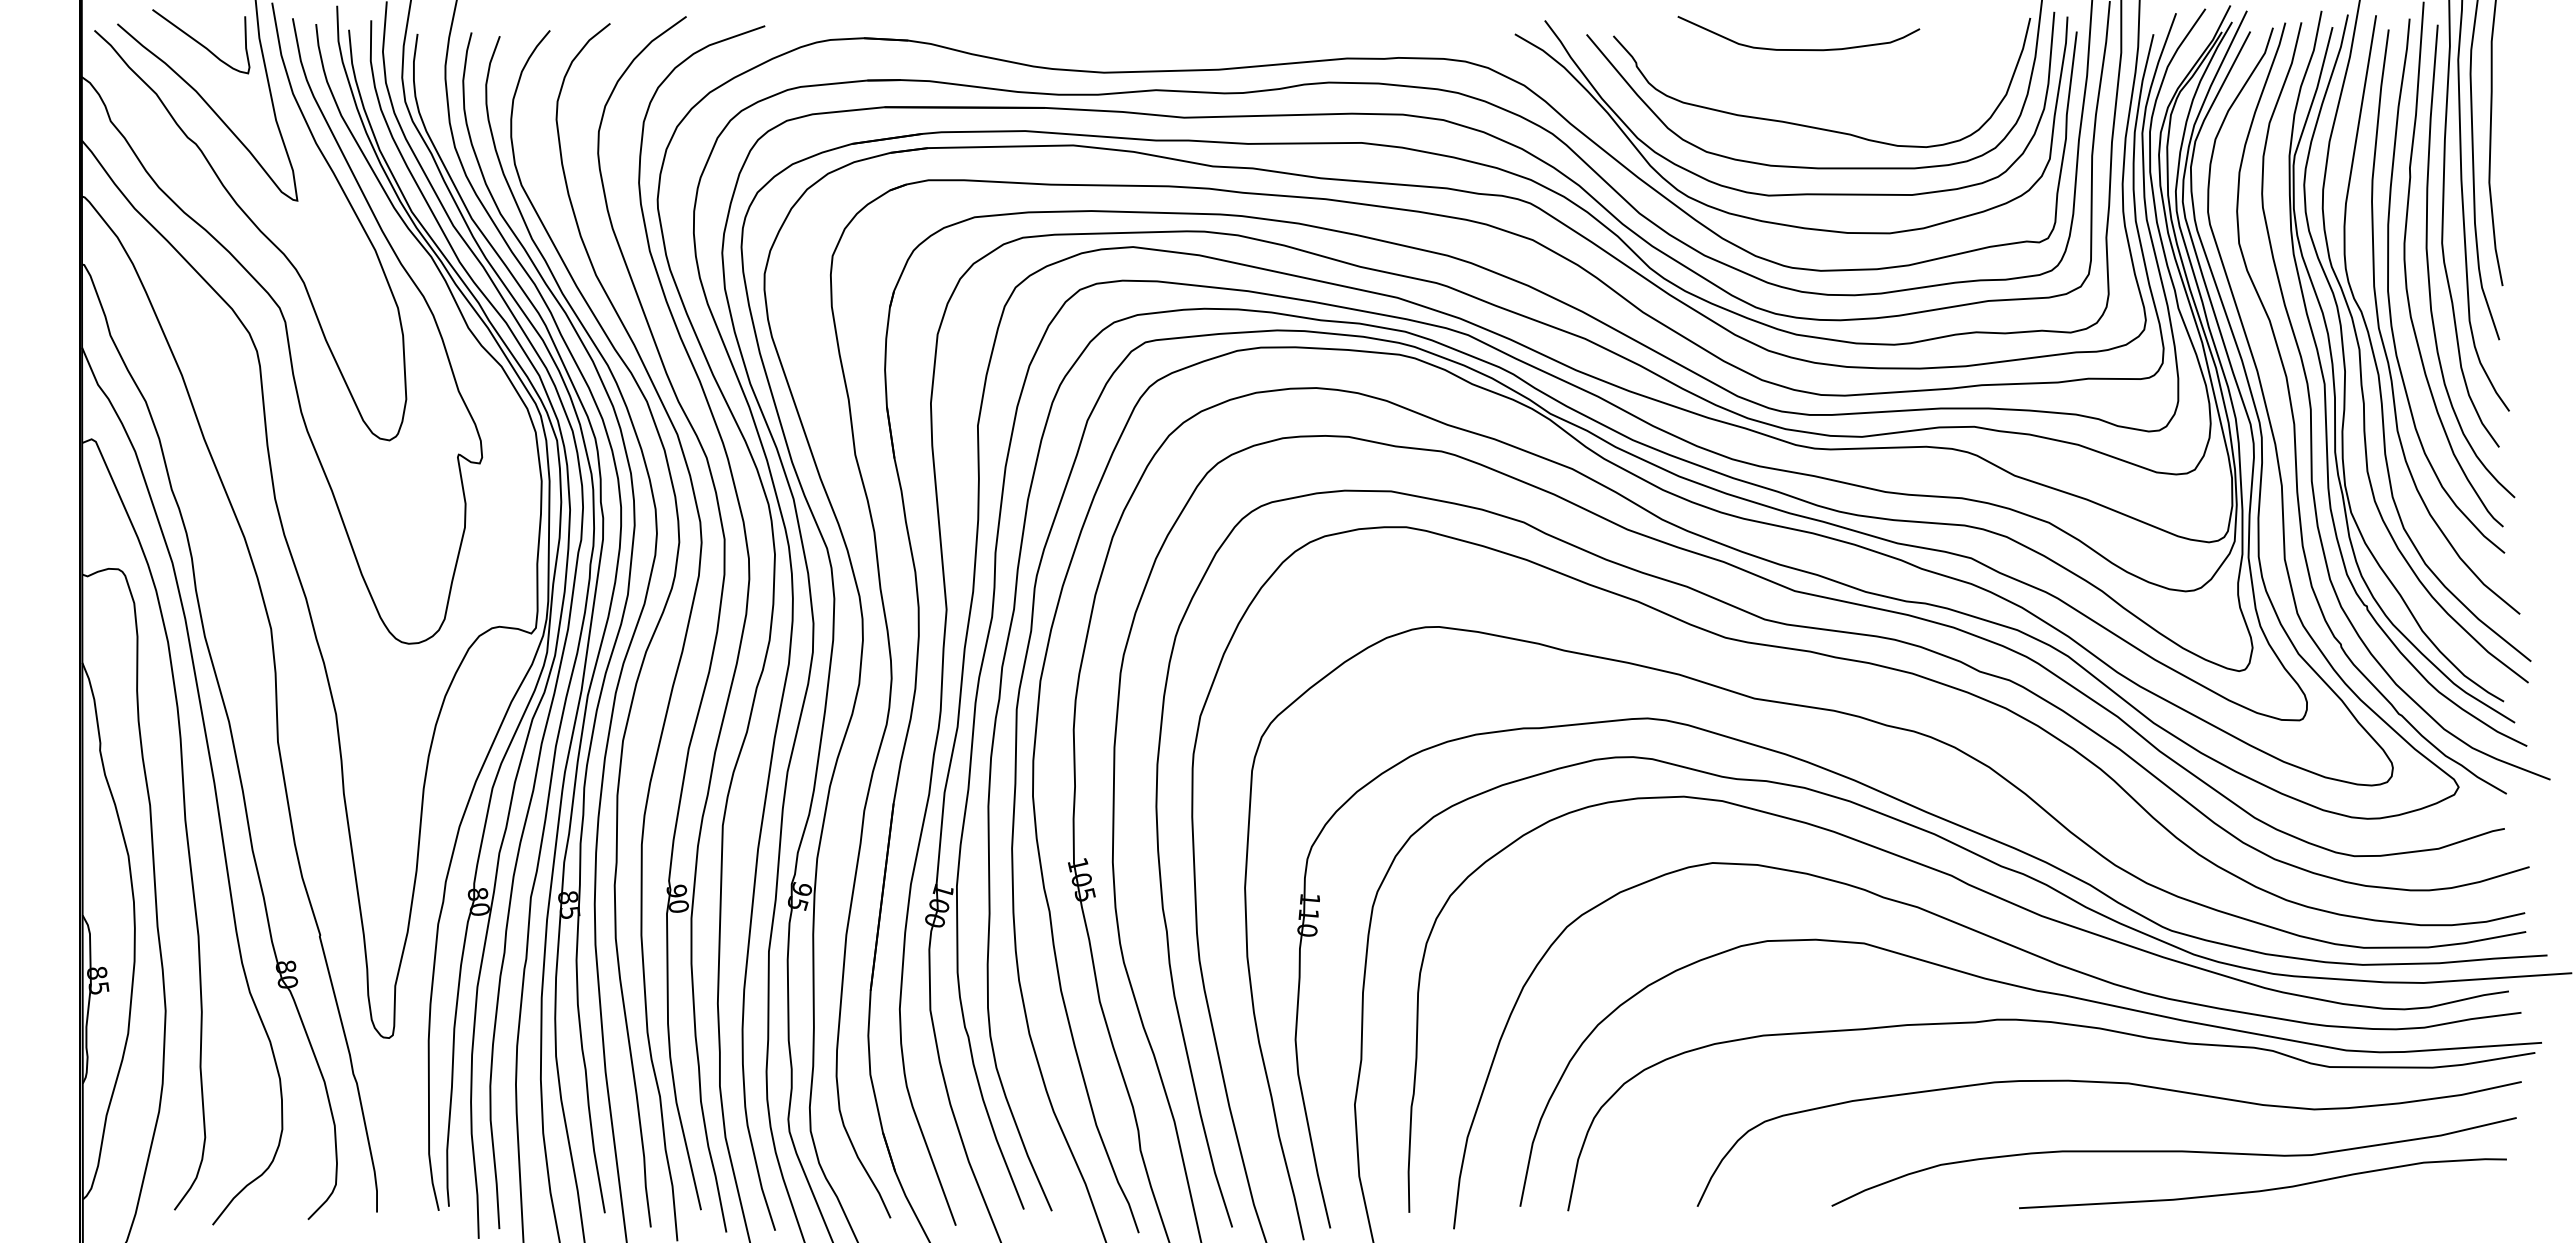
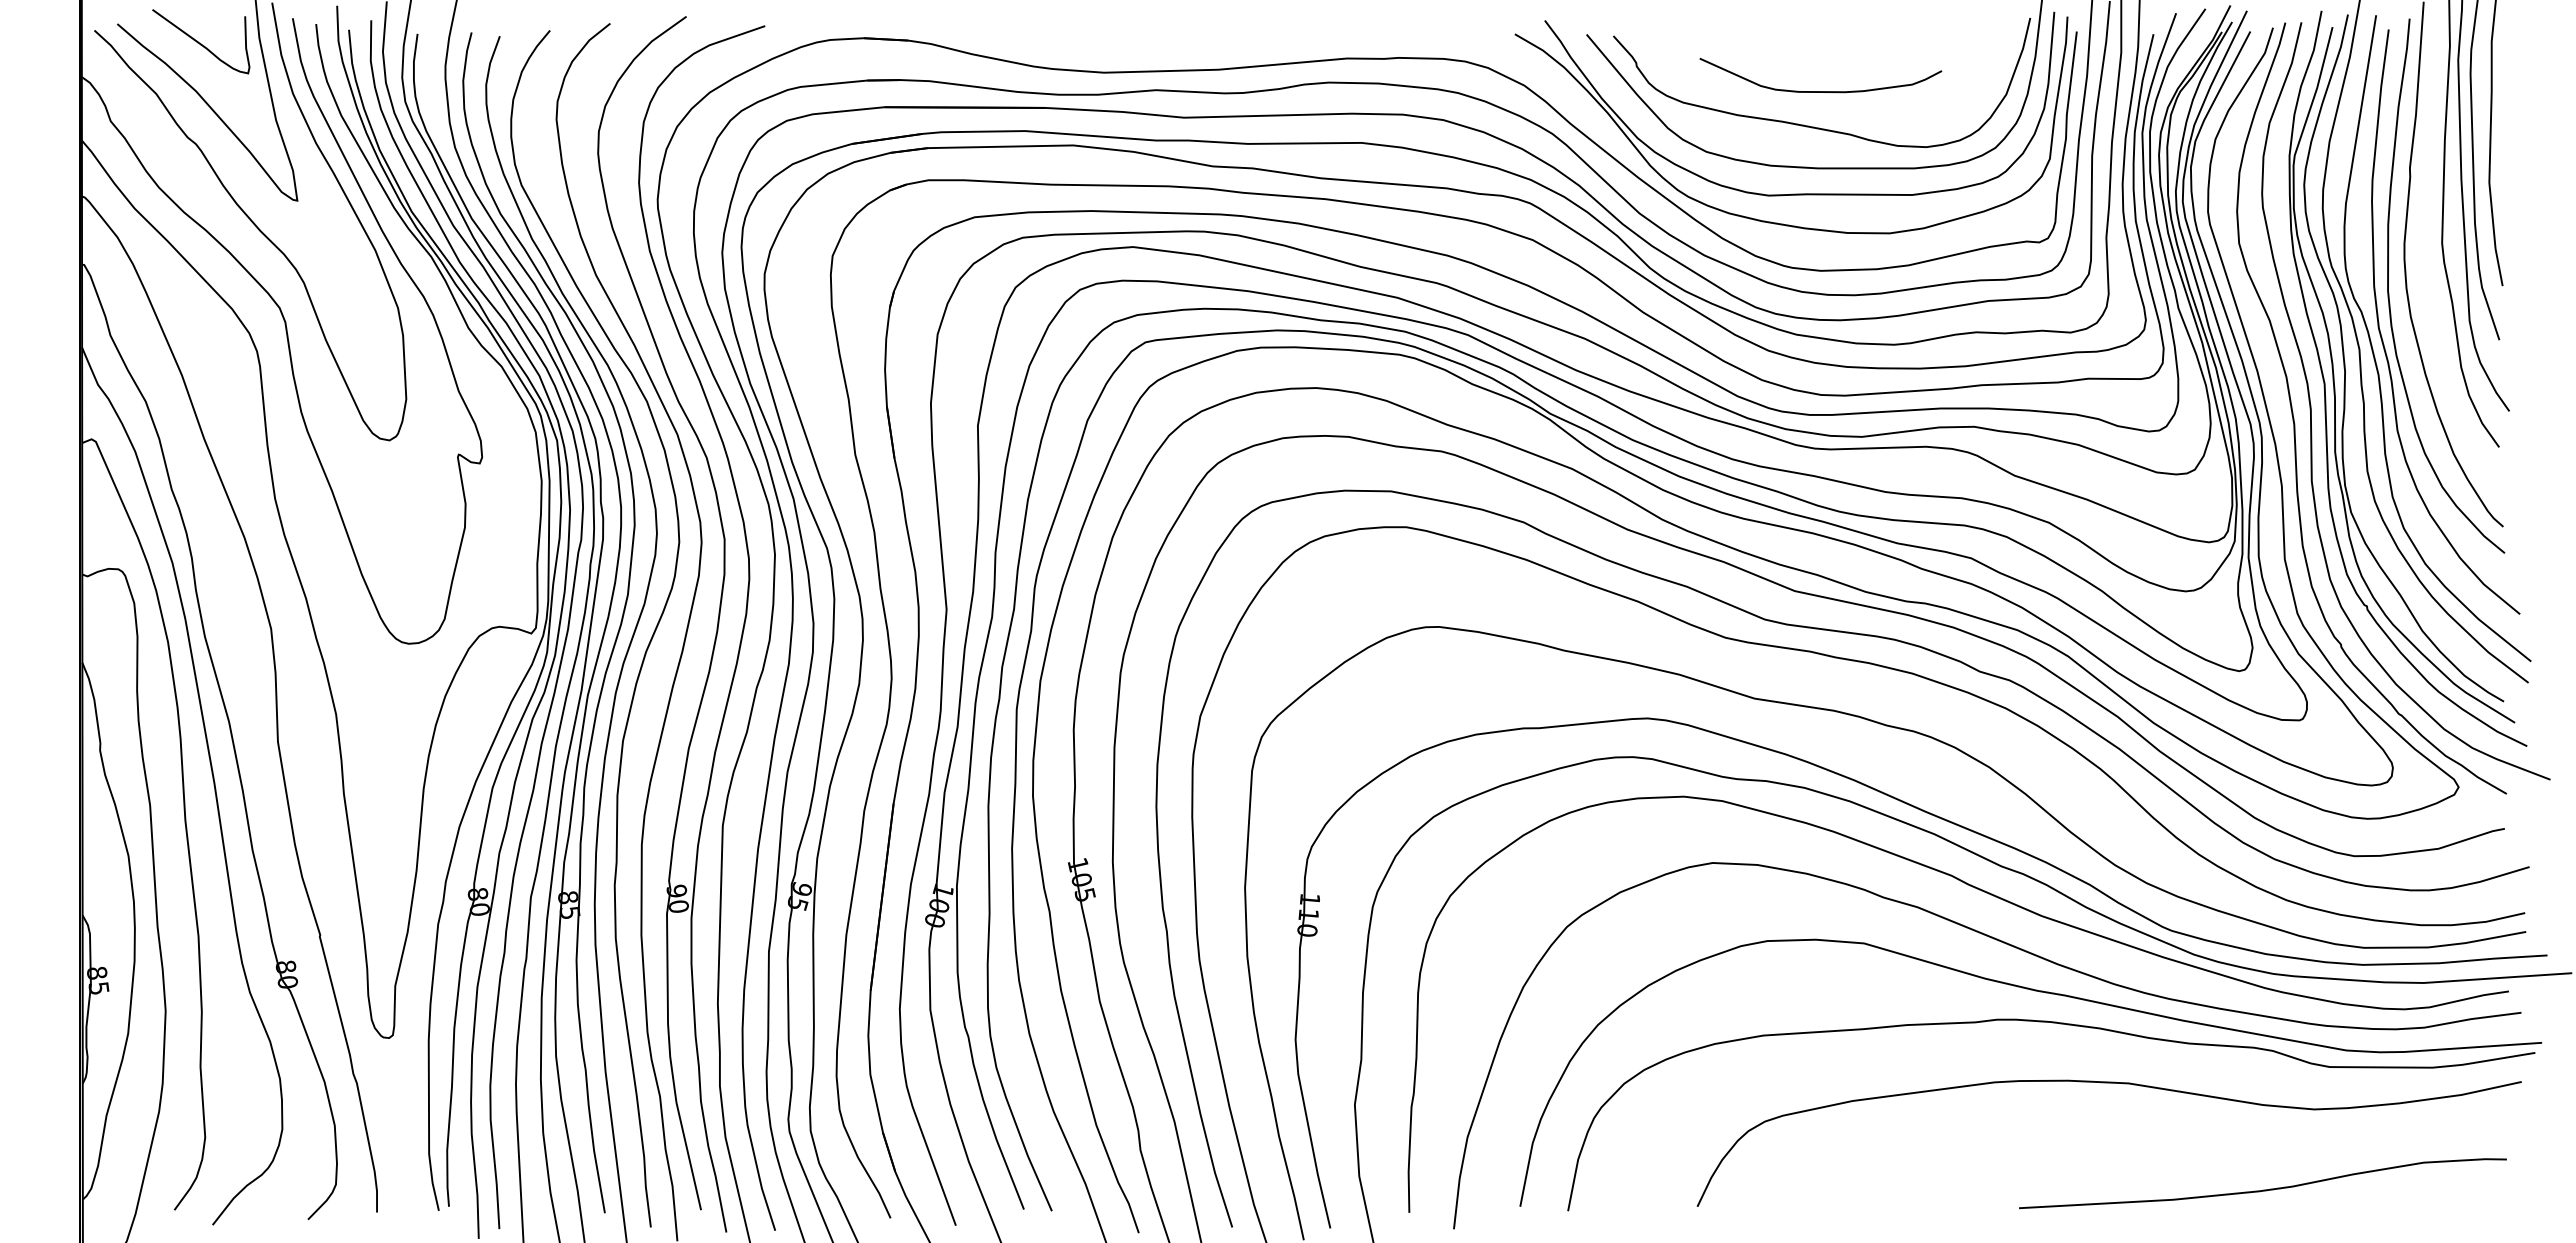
curve position: (1798, 49) -> (1820, 91) (1820, 91)
curve: present -> none (2429, 270)
curve: present -> none (2173, 1152)
